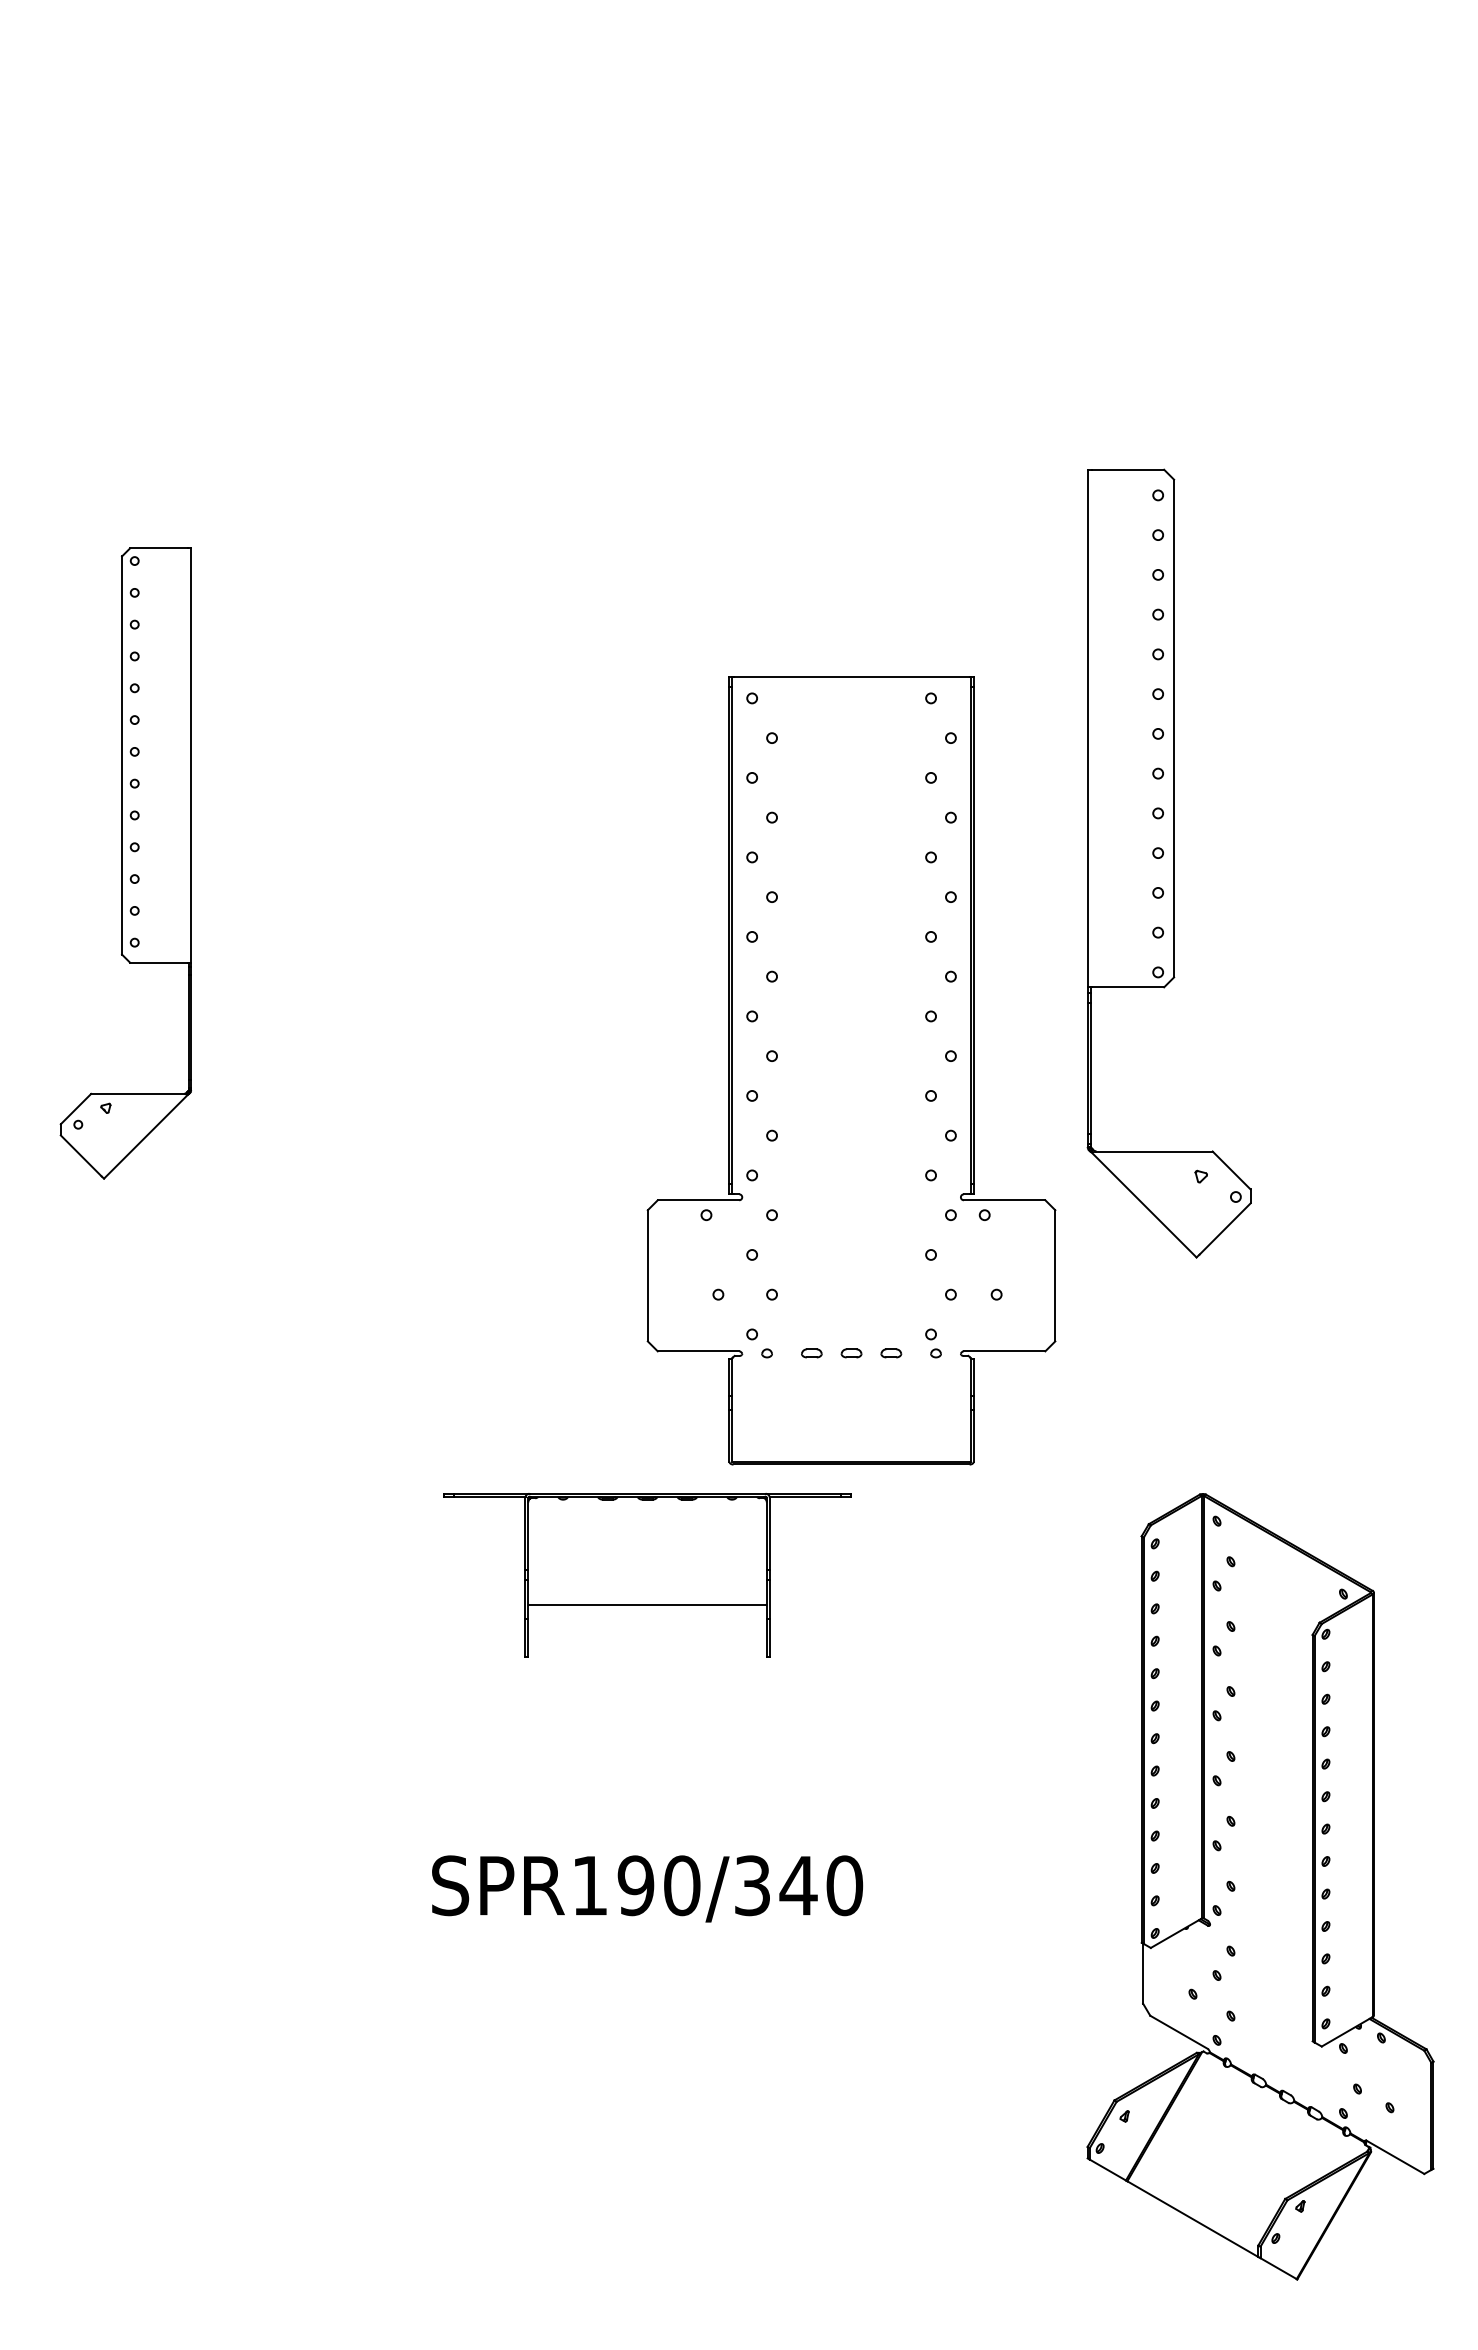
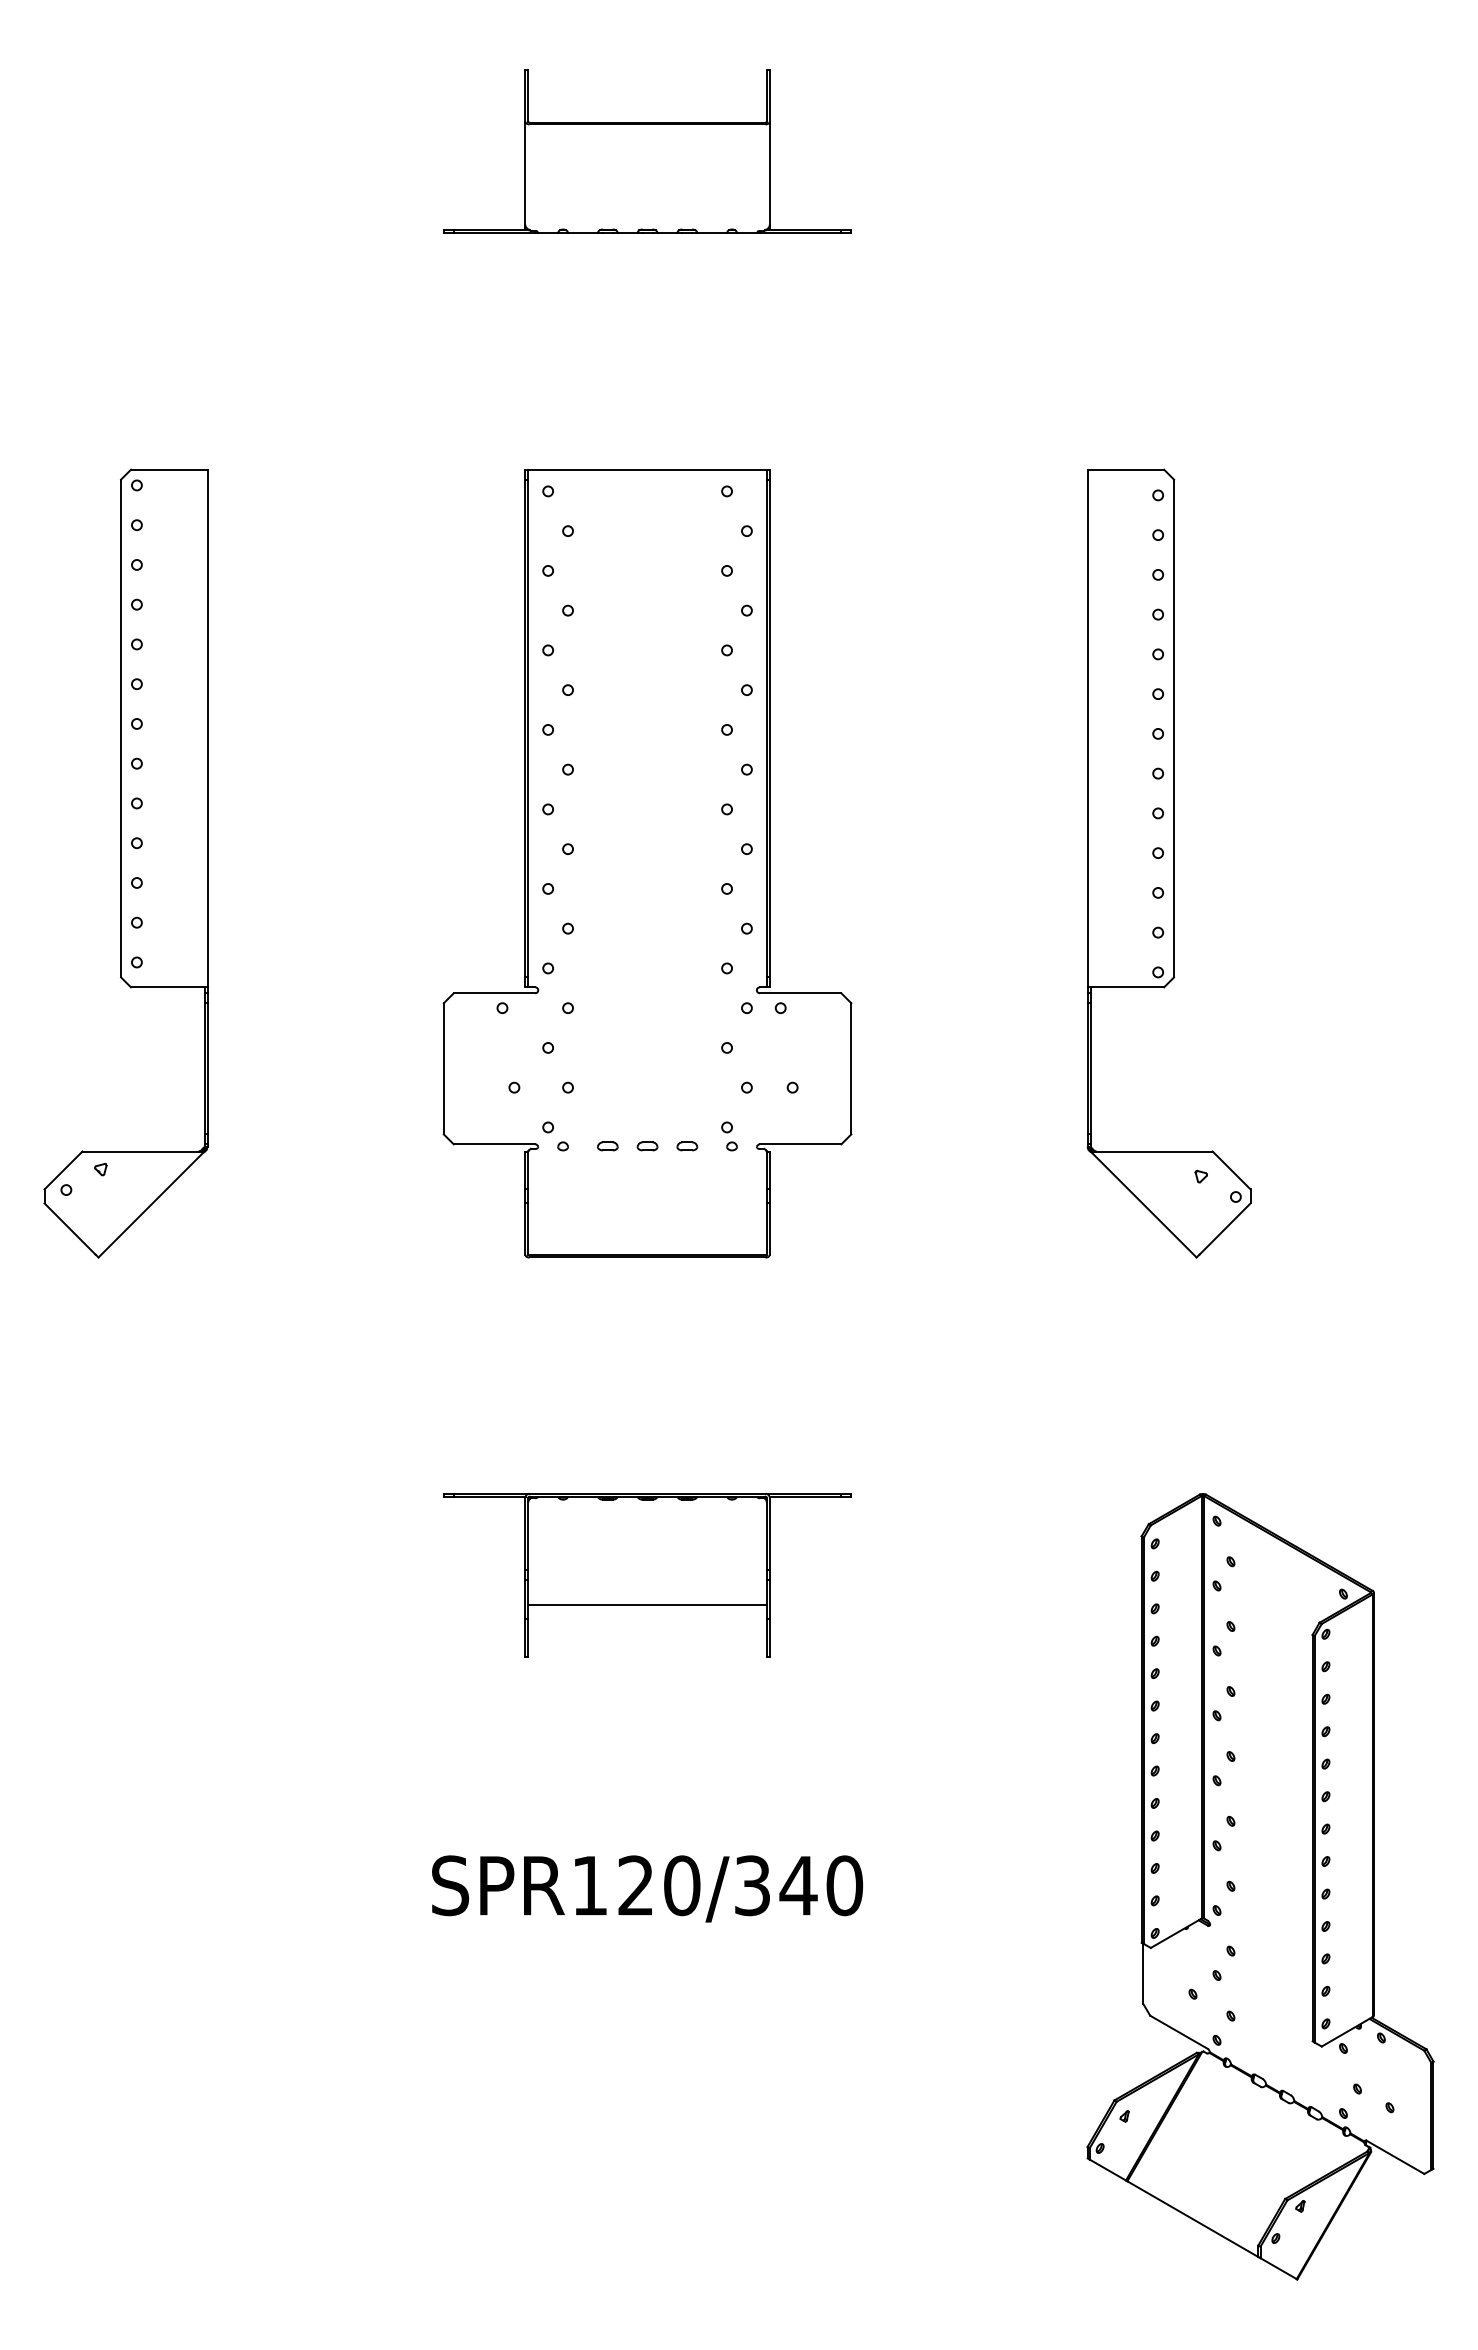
part: none -> present (647, 151)
part size: 133x633 px -> 166x791 px (125, 863)
part position: (851, 1070) -> (647, 863) (647, 863)
text: SPR190/340 -> SPR120/340 (635, 1885)
